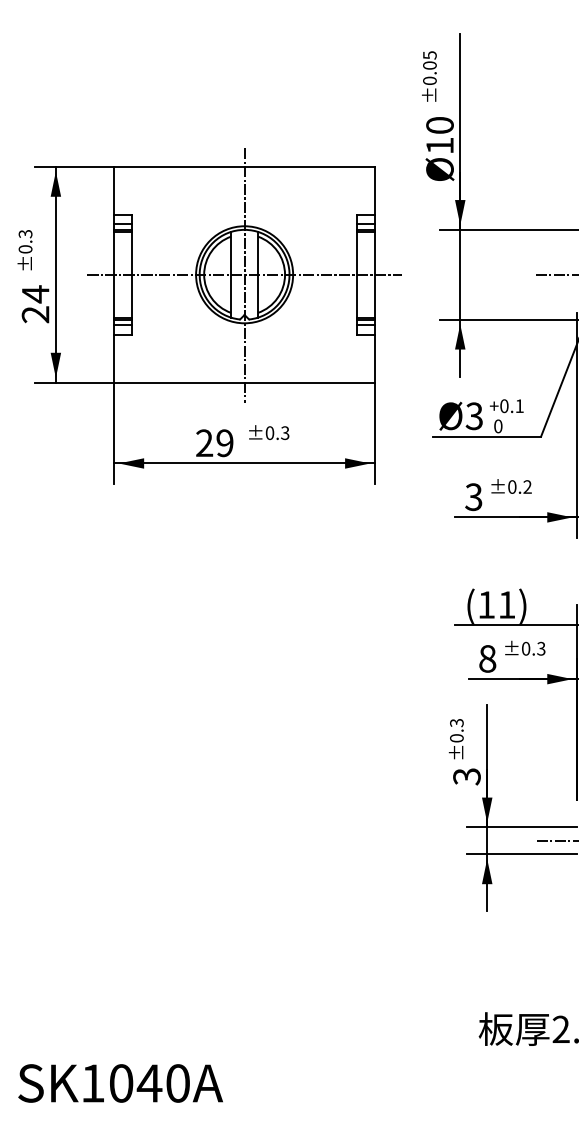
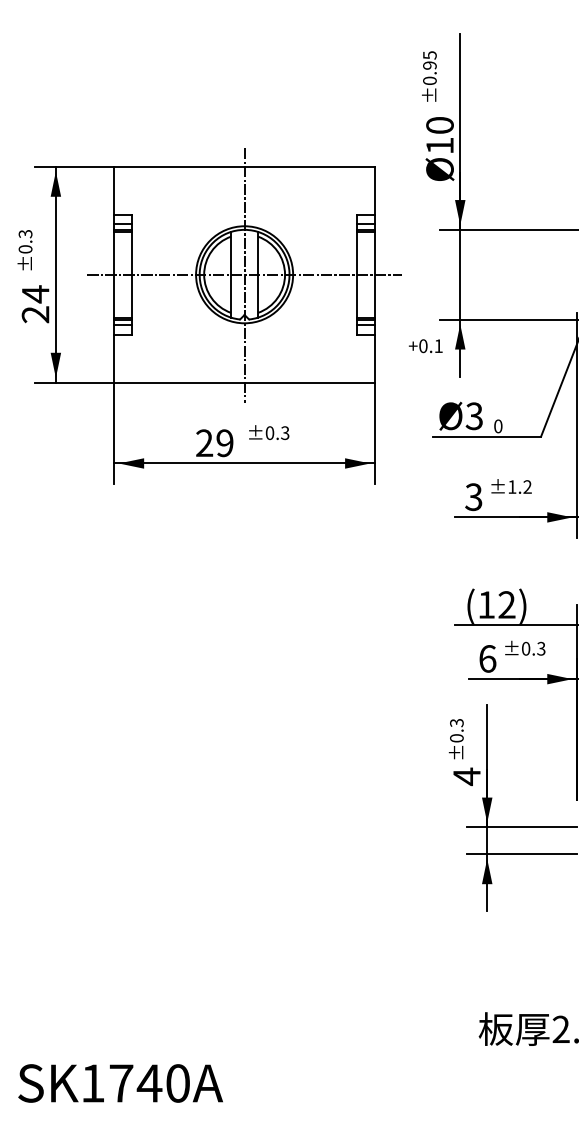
text: ±0.05 -> ±0.95 (429, 65)
line: present -> none (555, 274)
text position: (506, 406) -> (425, 346) (425, 346)
text: ±0.2 -> ±1.2 (512, 486)
text: (11) -> (12) (506, 604)
text: 8 -> 6 (487, 658)
text: 3 -> 4 (466, 776)
line: present -> none (555, 840)
text: SK1040A -> SK1740A (121, 1083)
